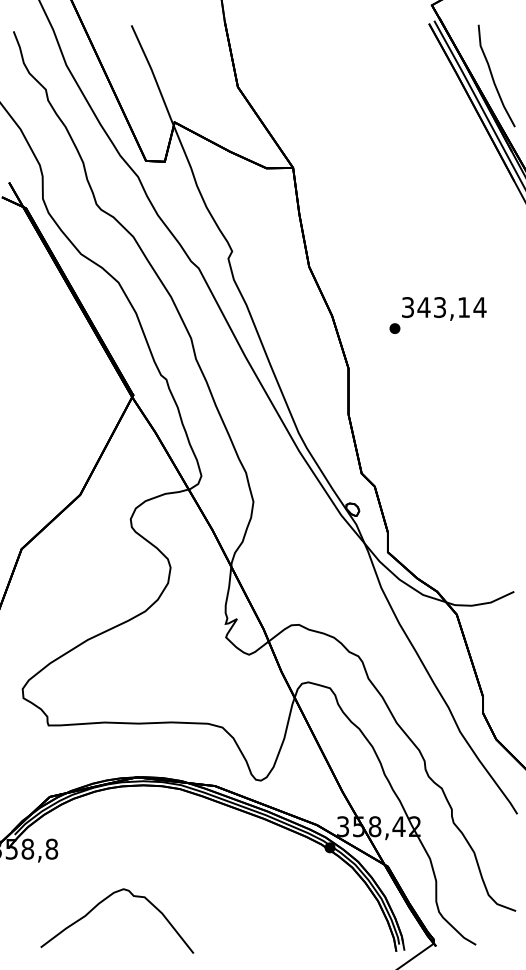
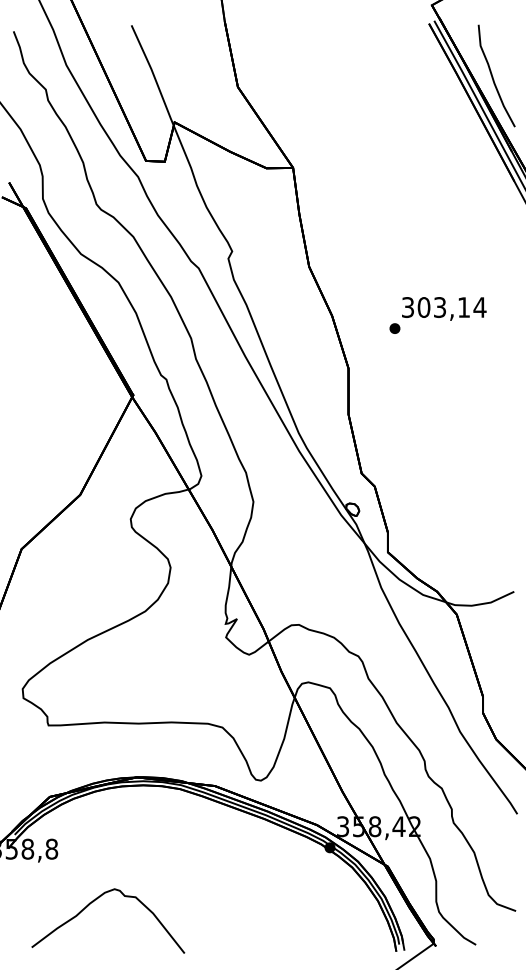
text: 343,14 -> 303,14 (423, 307)
part position: (102, 902) -> (93, 902) (93, 902)
